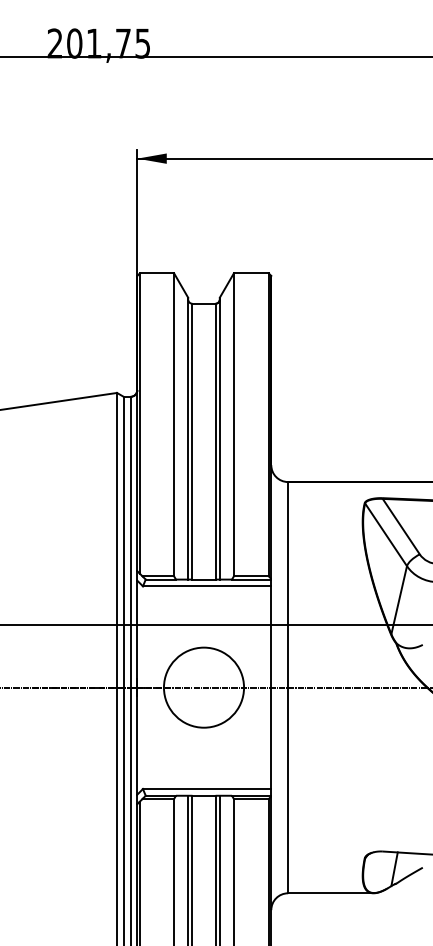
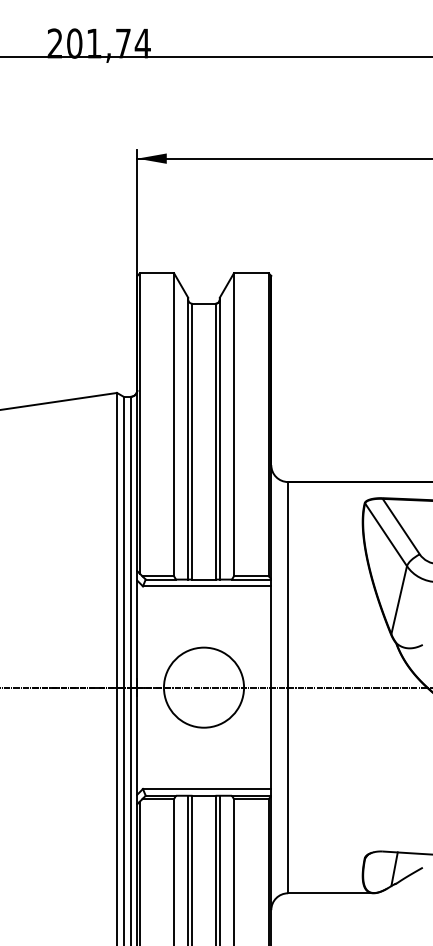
text: 201,75 -> 201,74 (142, 43)
line: present -> none (215, 624)
